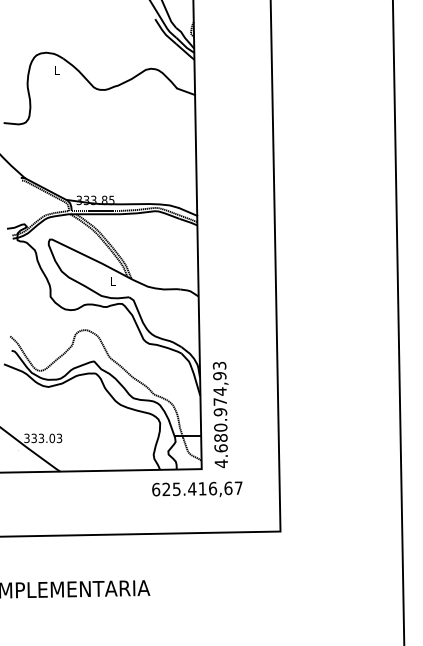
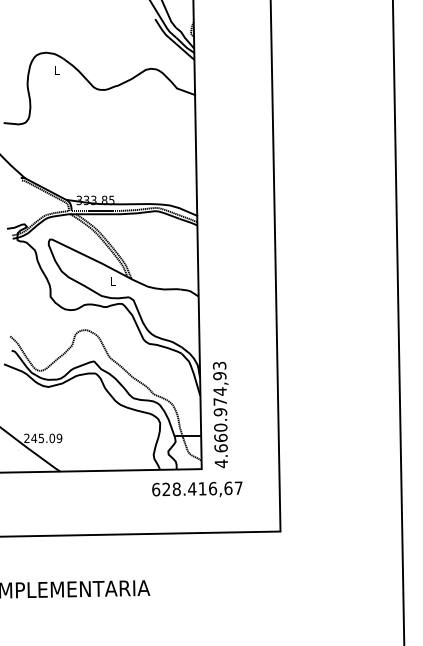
text: 4.680.974,93 -> 4.660.974,93 (220, 437)
text: 333.03 -> 245.09 (43, 438)
text: 625.416,67 -> 628.416,67 (176, 489)
